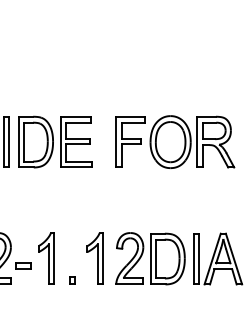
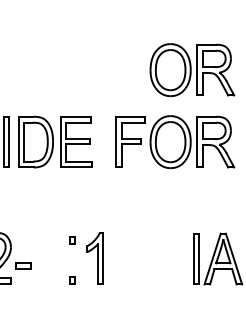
part: none -> present (192, 69)
part: none -> present (72, 240)
part: present -> none (46, 258)
part: present -> none (150, 258)
